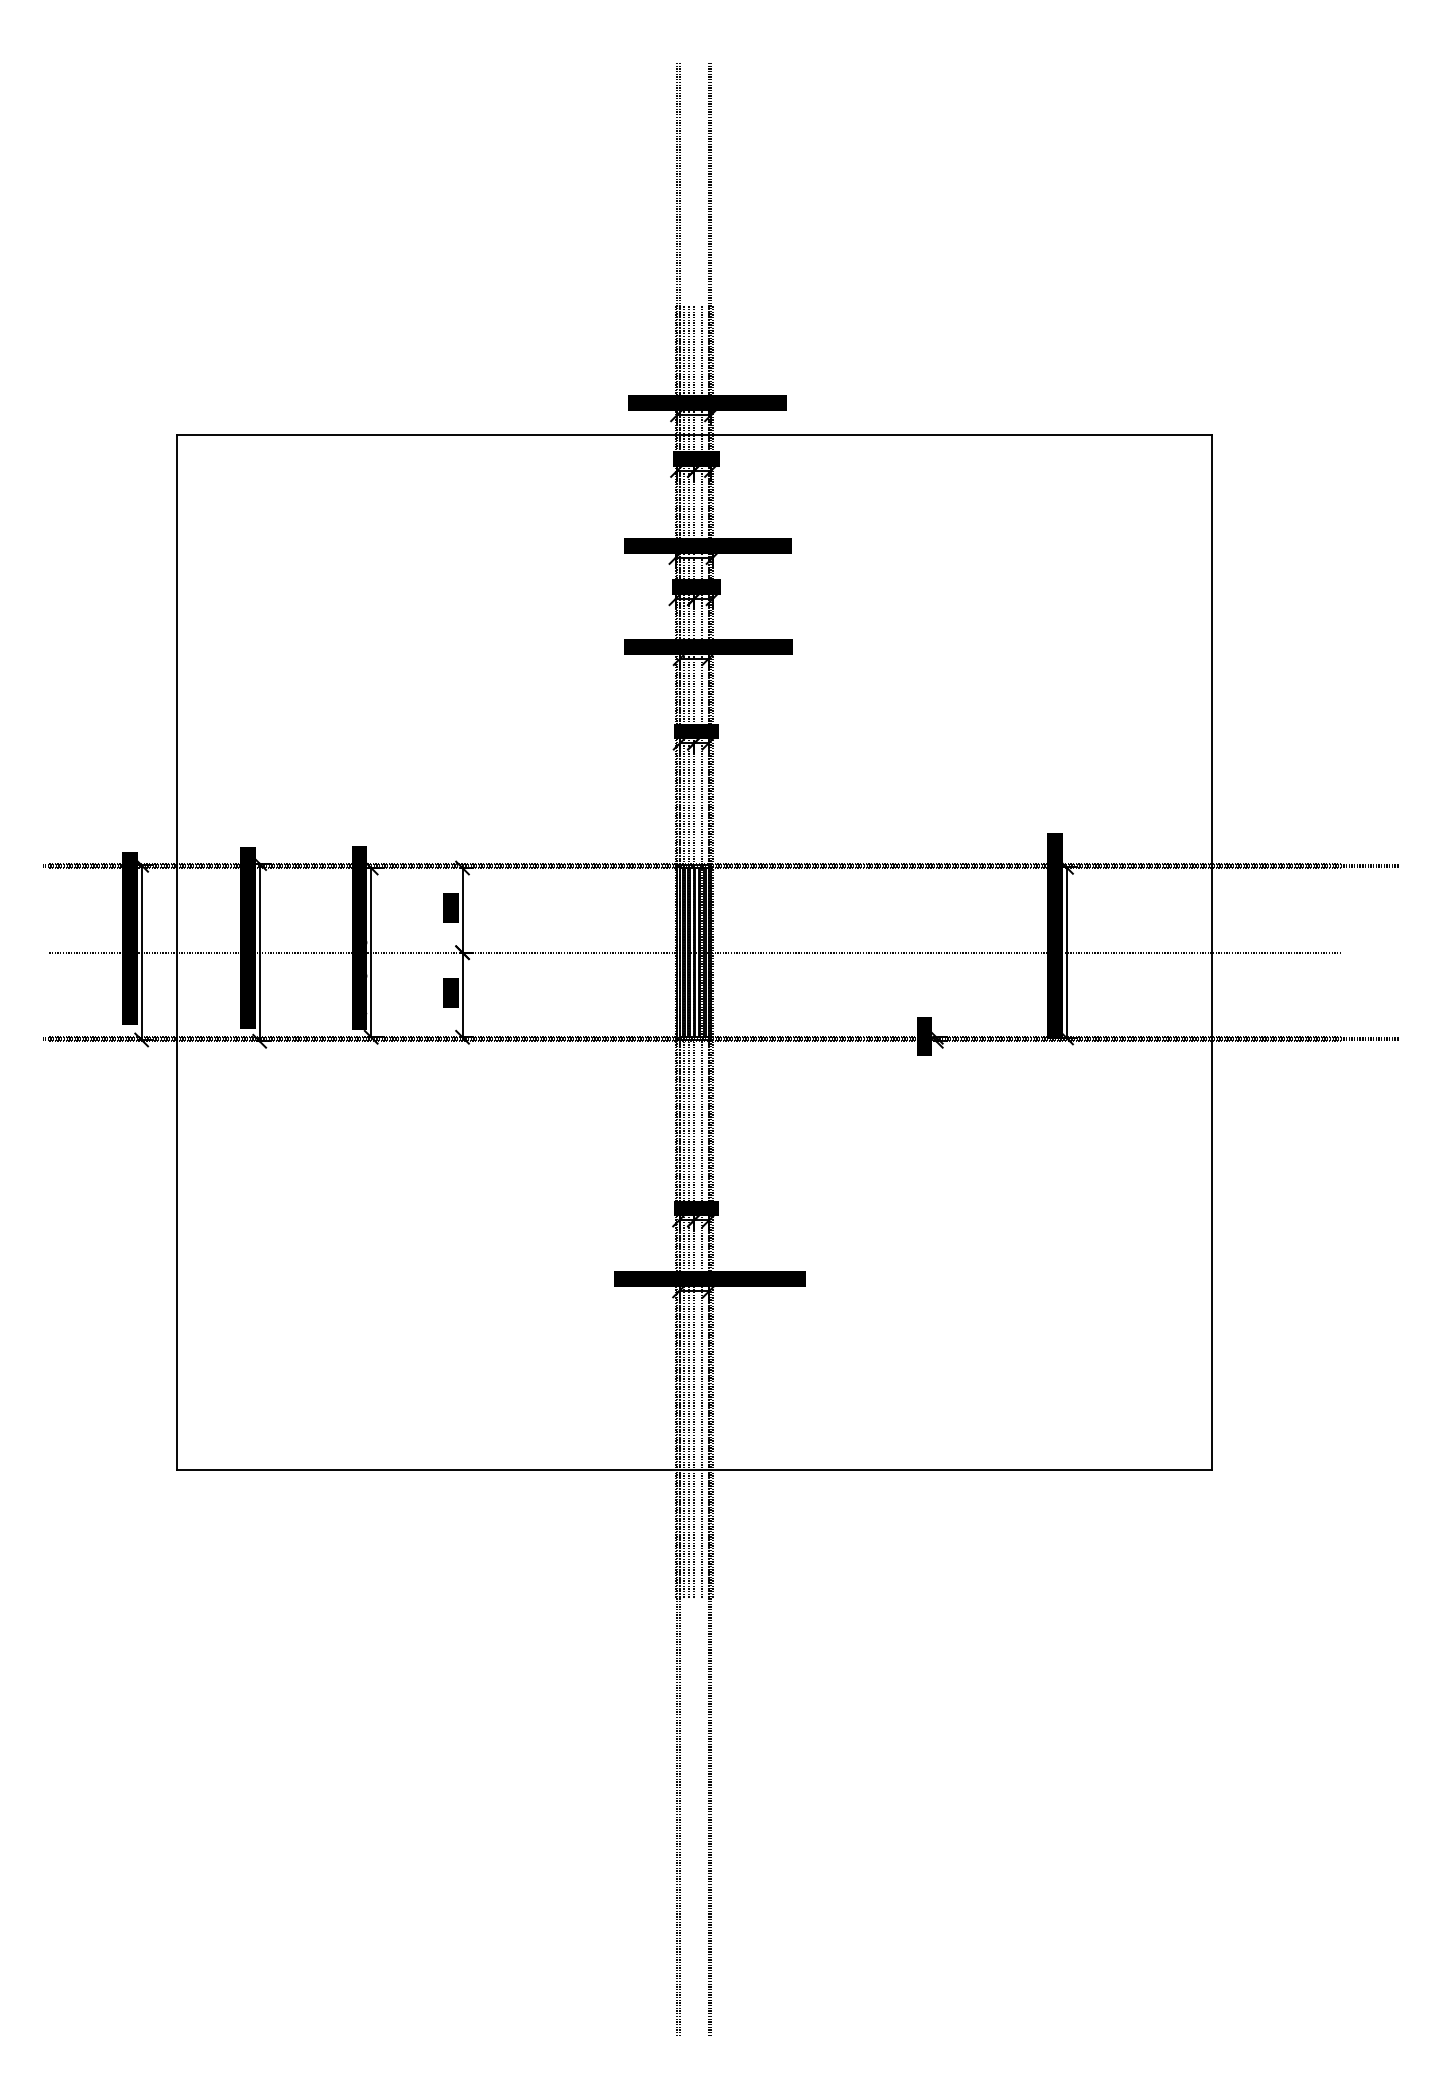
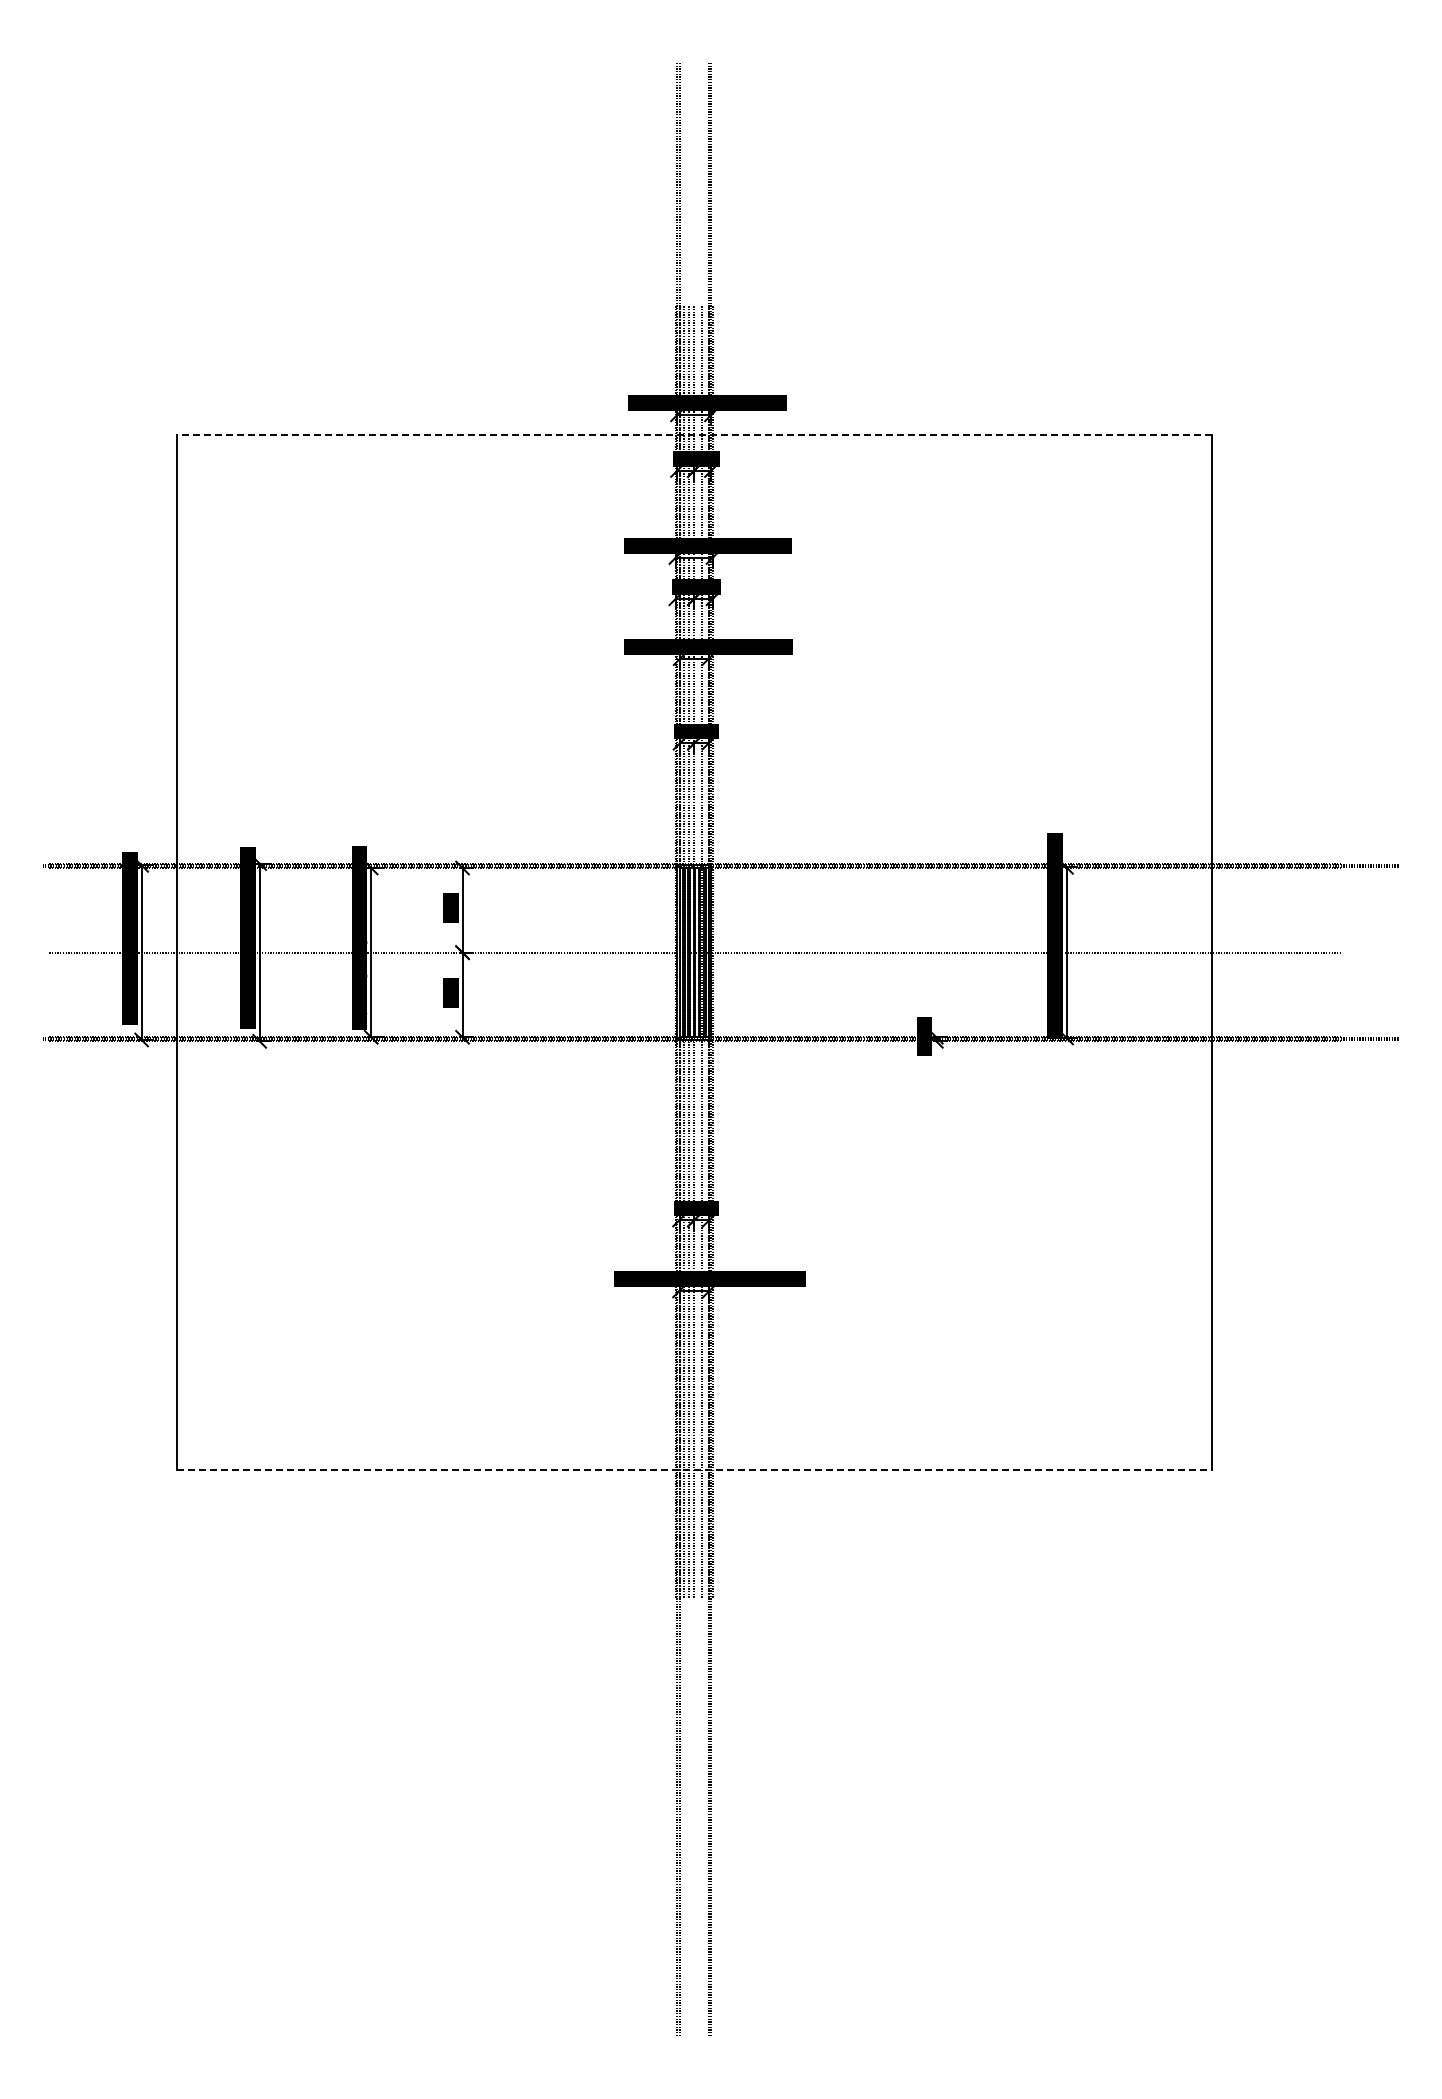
line: solid -> dashed (693, 435)
line: solid -> dashed (694, 1469)
